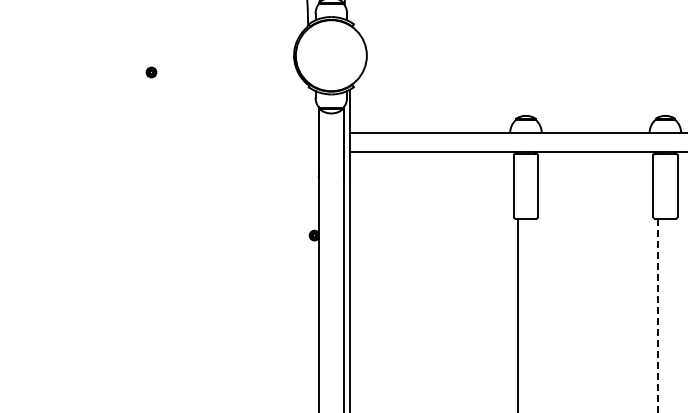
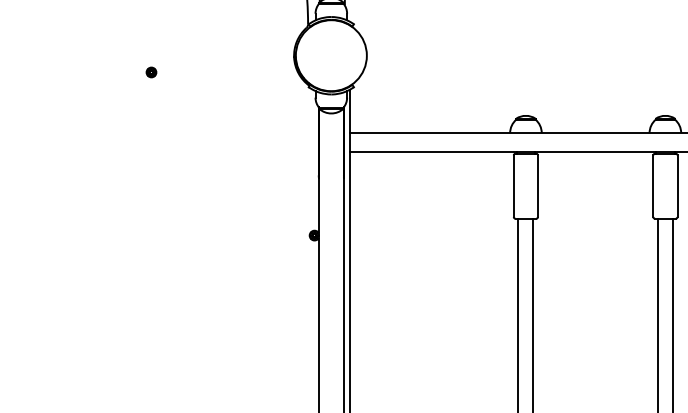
line: none -> present (533, 313)
line: none -> present (672, 313)
line: dashed -> solid (657, 315)
